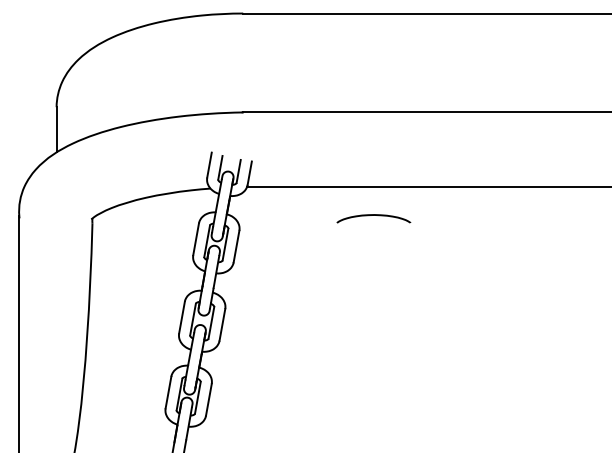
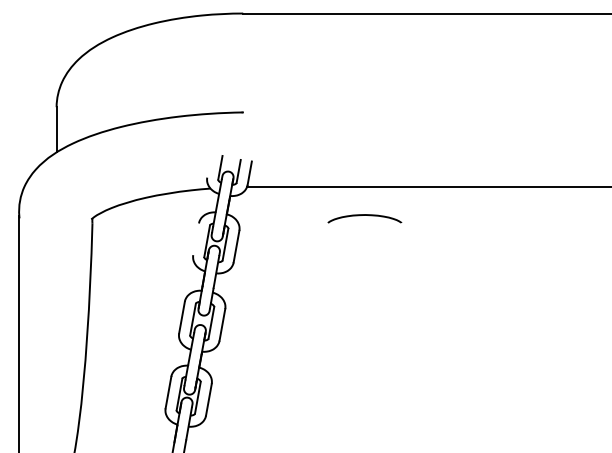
line: present -> none (425, 112)
line: present -> none (209, 164)
curve position: (373, 215) -> (364, 215) (364, 215)
line: present -> none (195, 239)
